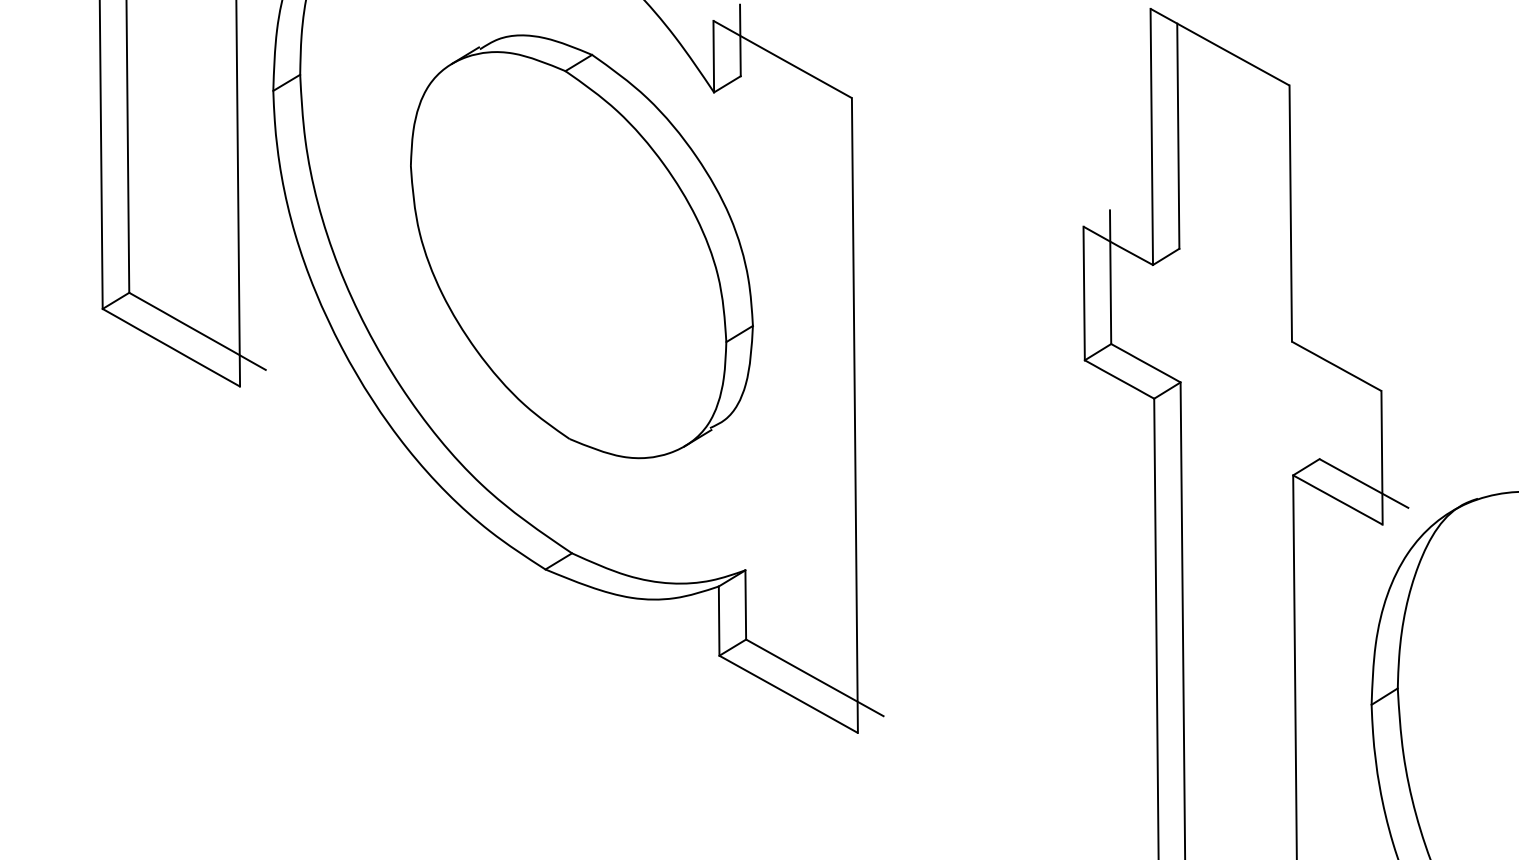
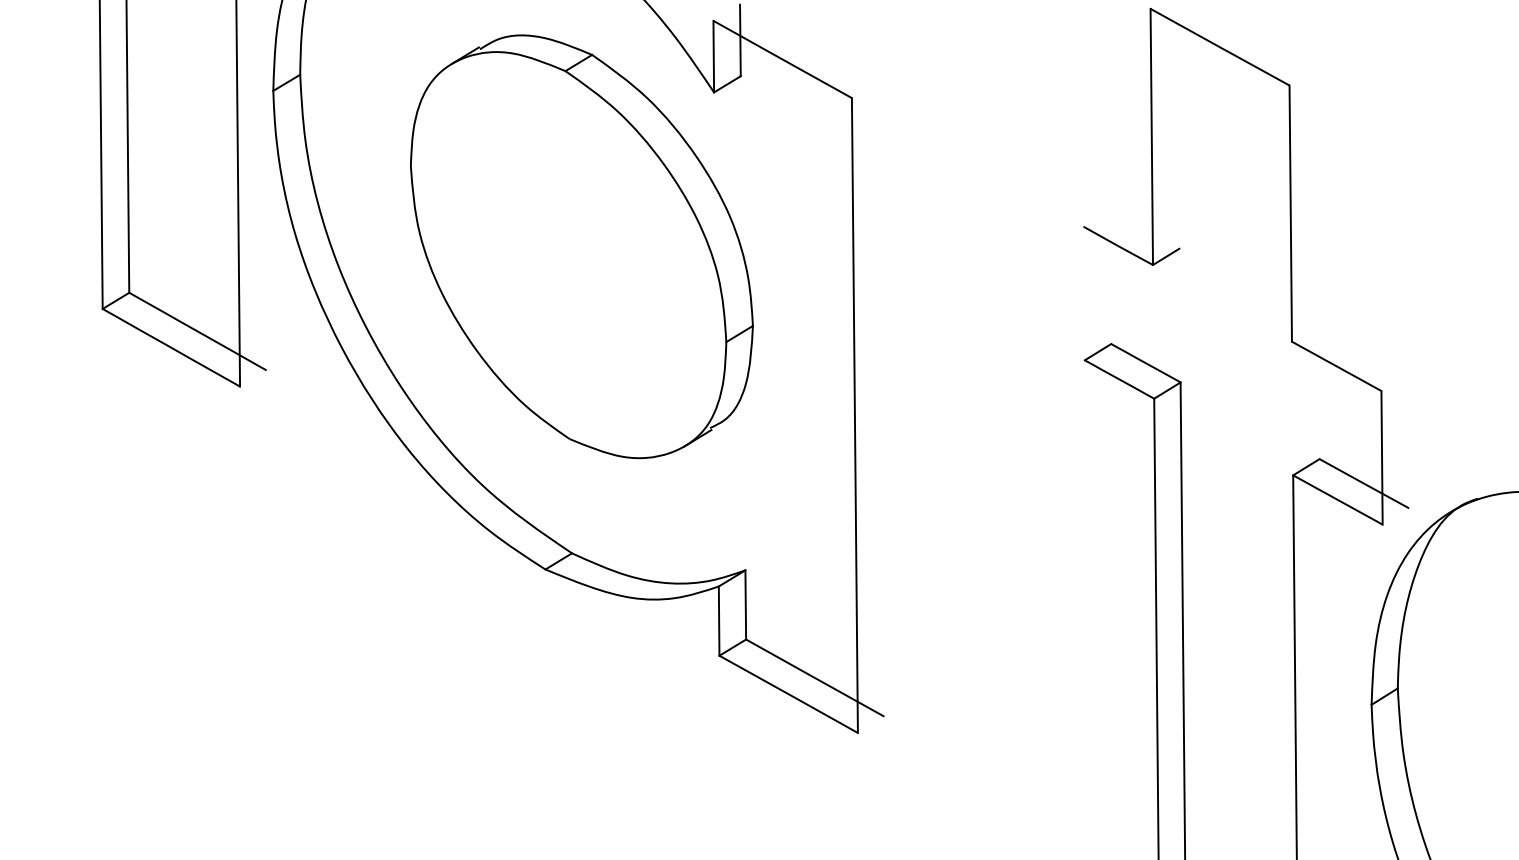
line: present -> none (1178, 135)
line: present -> none (1110, 277)
line: present -> none (1083, 293)
